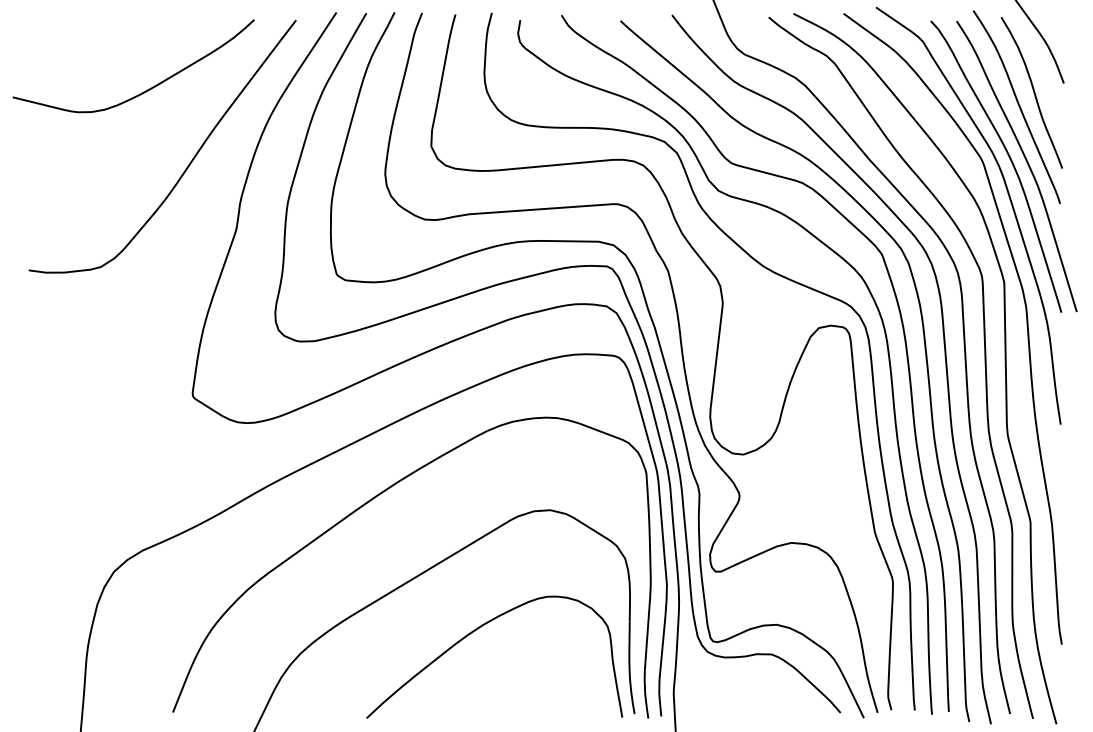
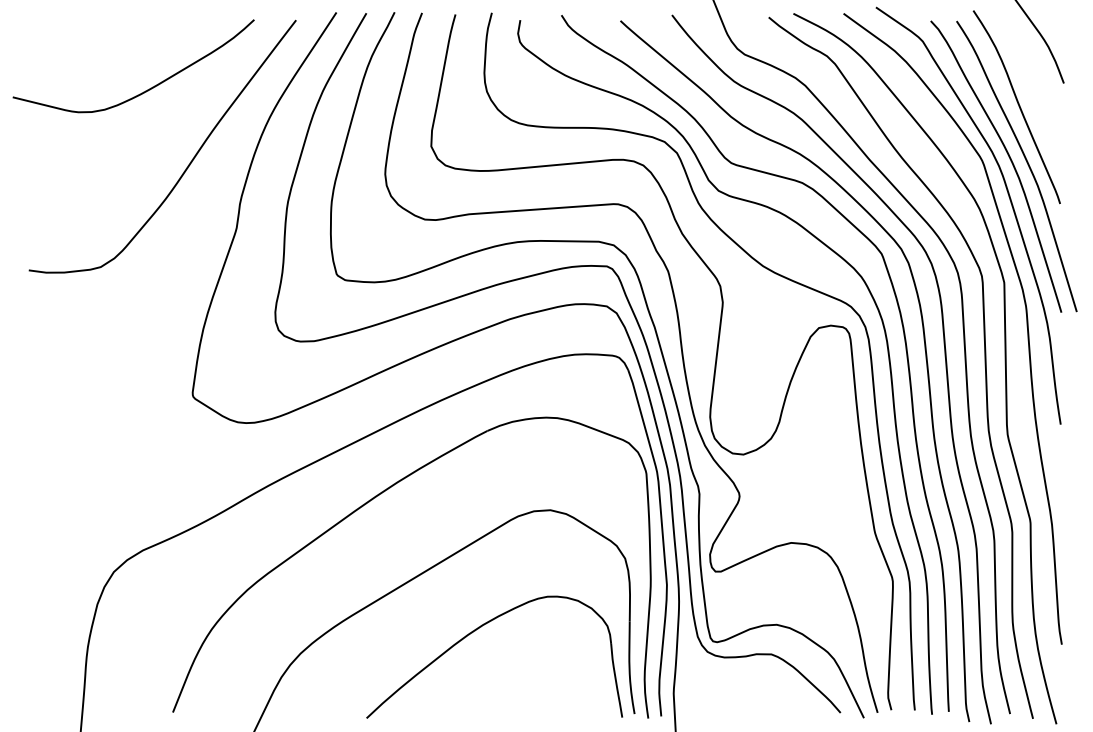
curve: present -> none (1033, 92)
